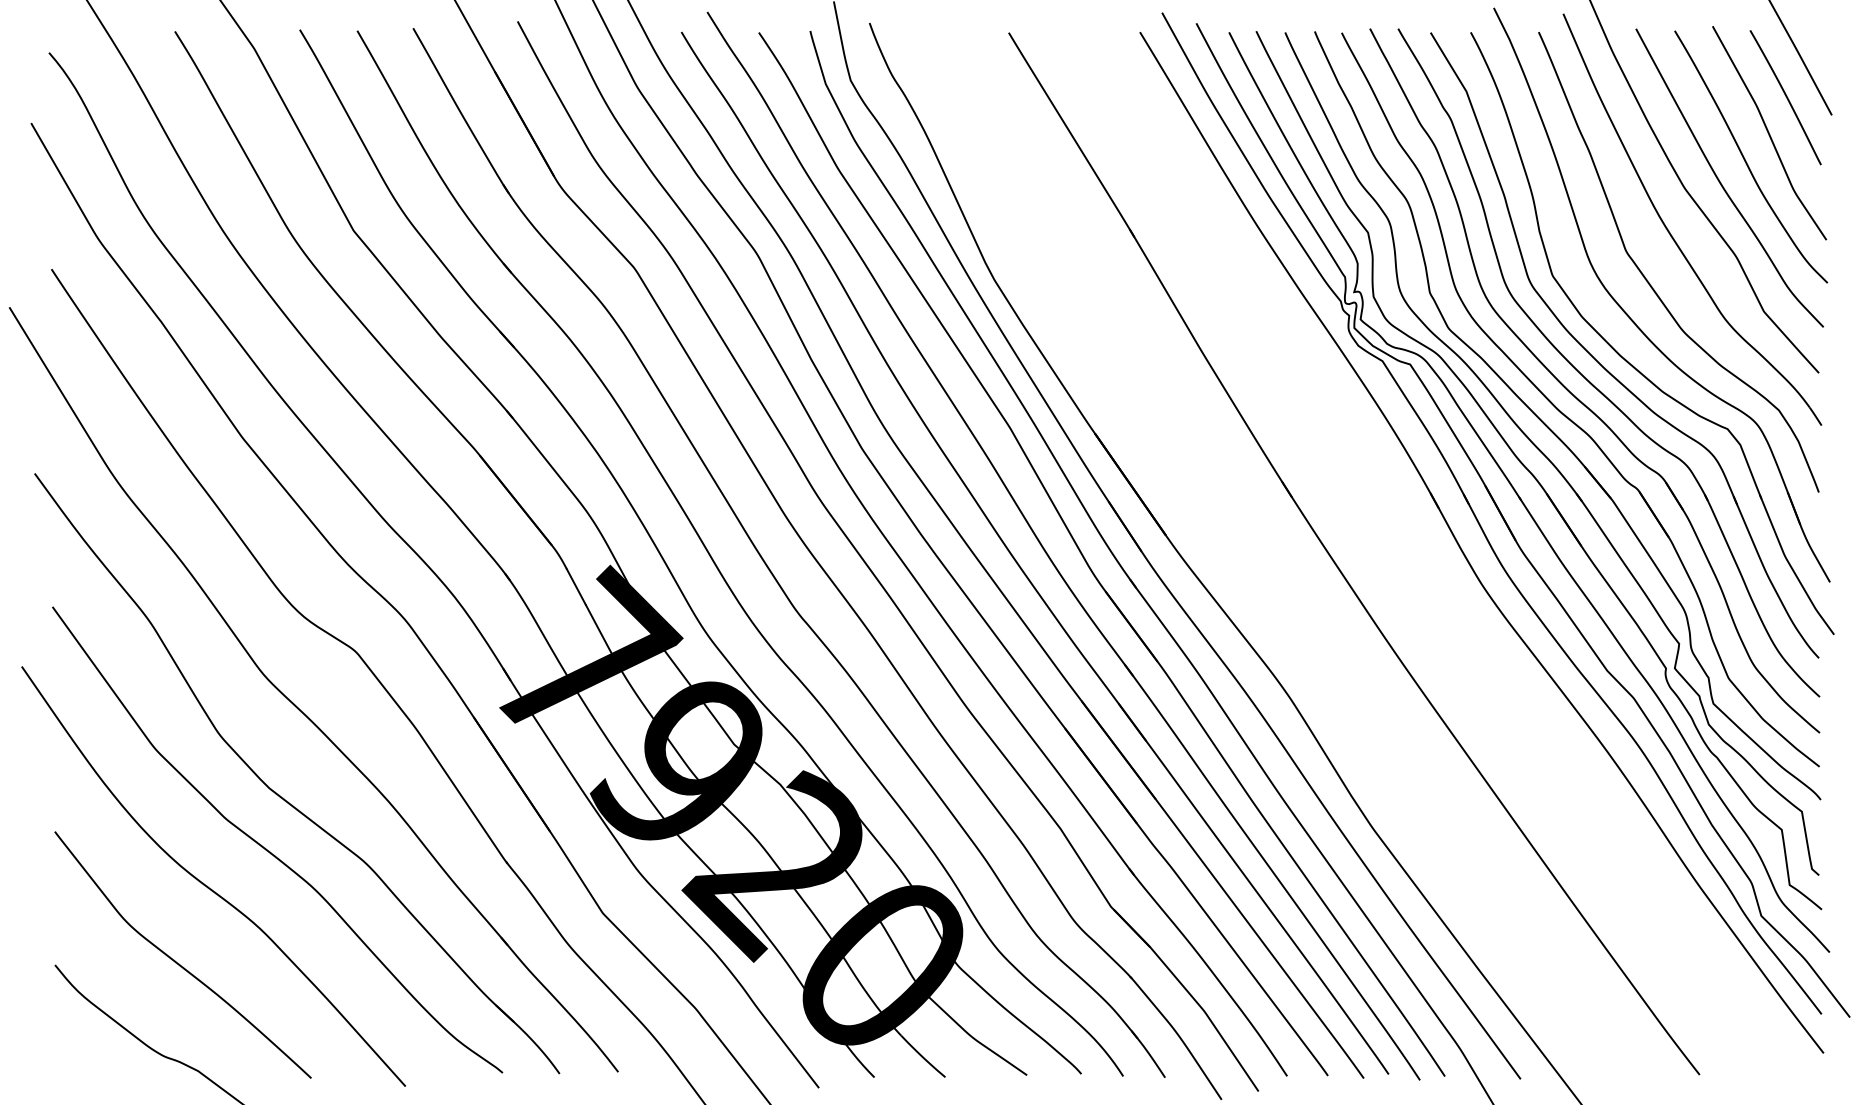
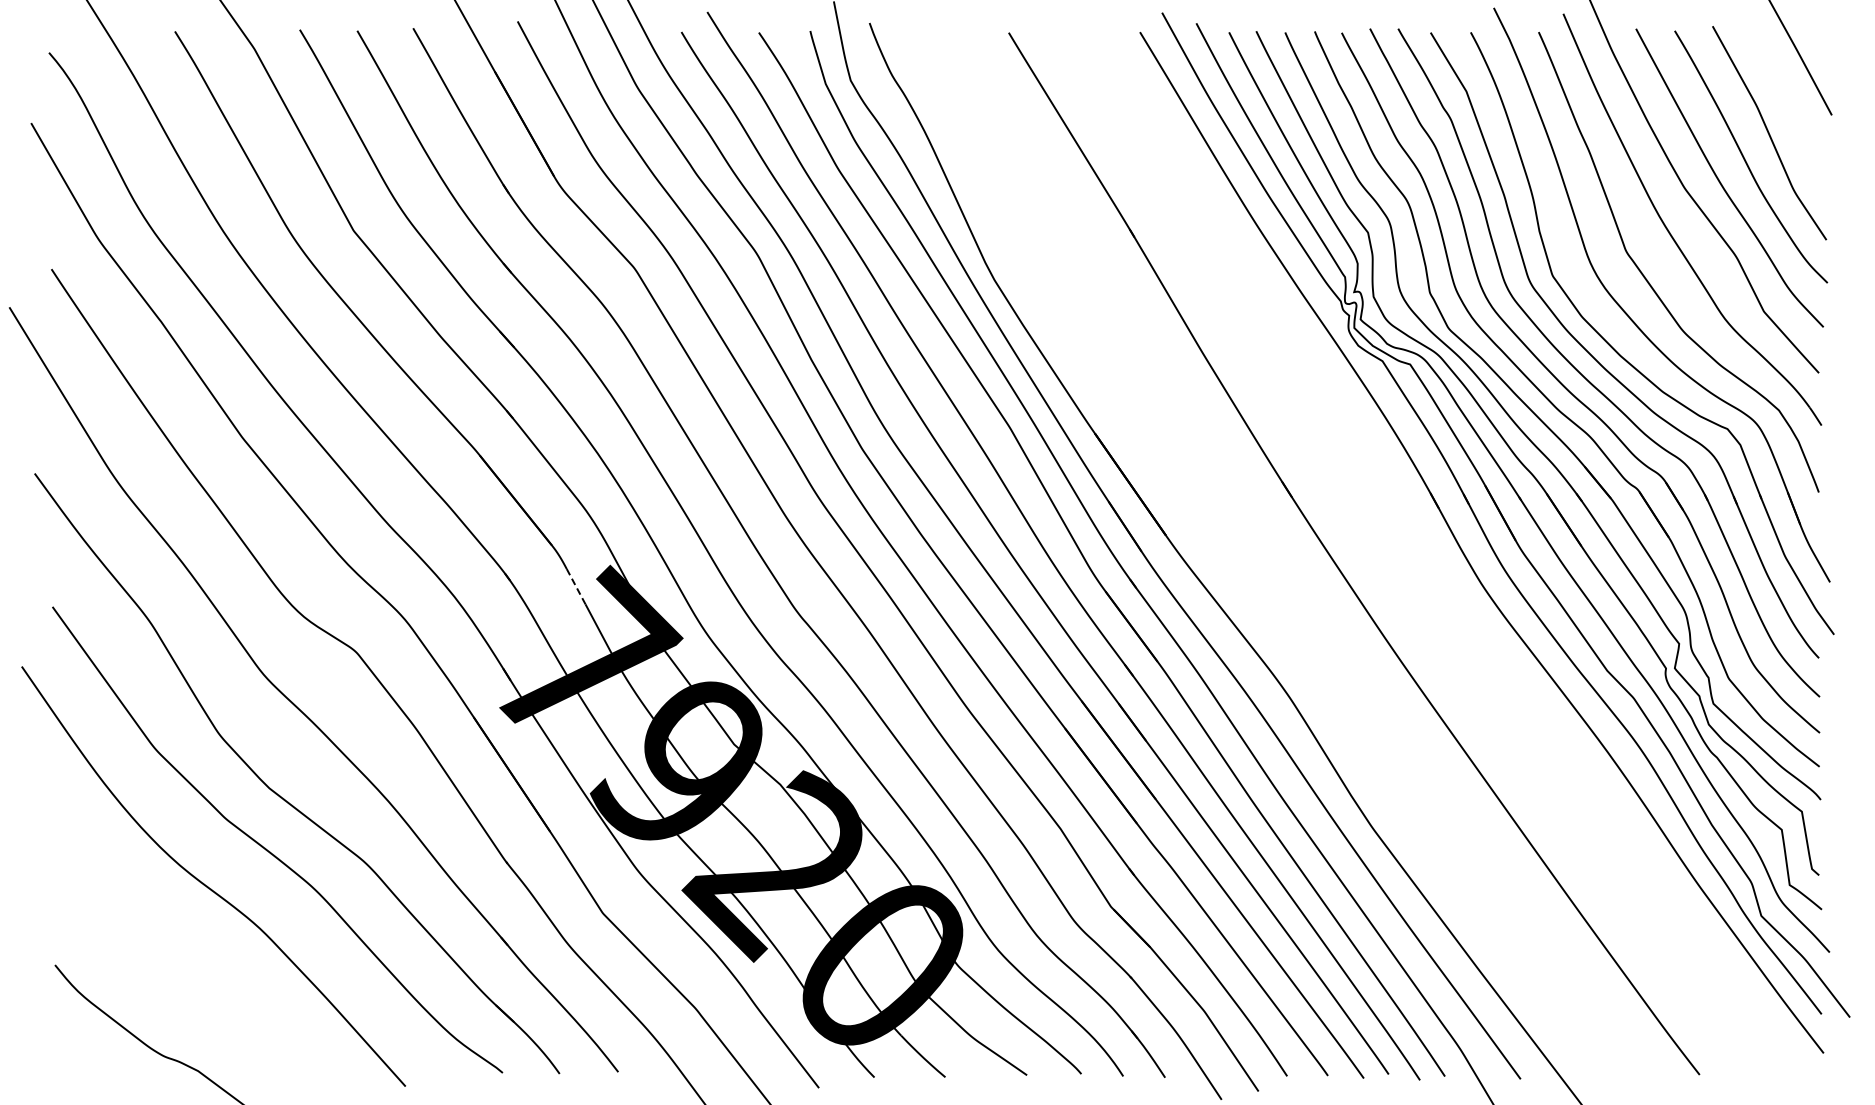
curve: present -> none (1785, 96)
line: solid -> dashed (576, 586)
curve: present -> none (175, 960)
